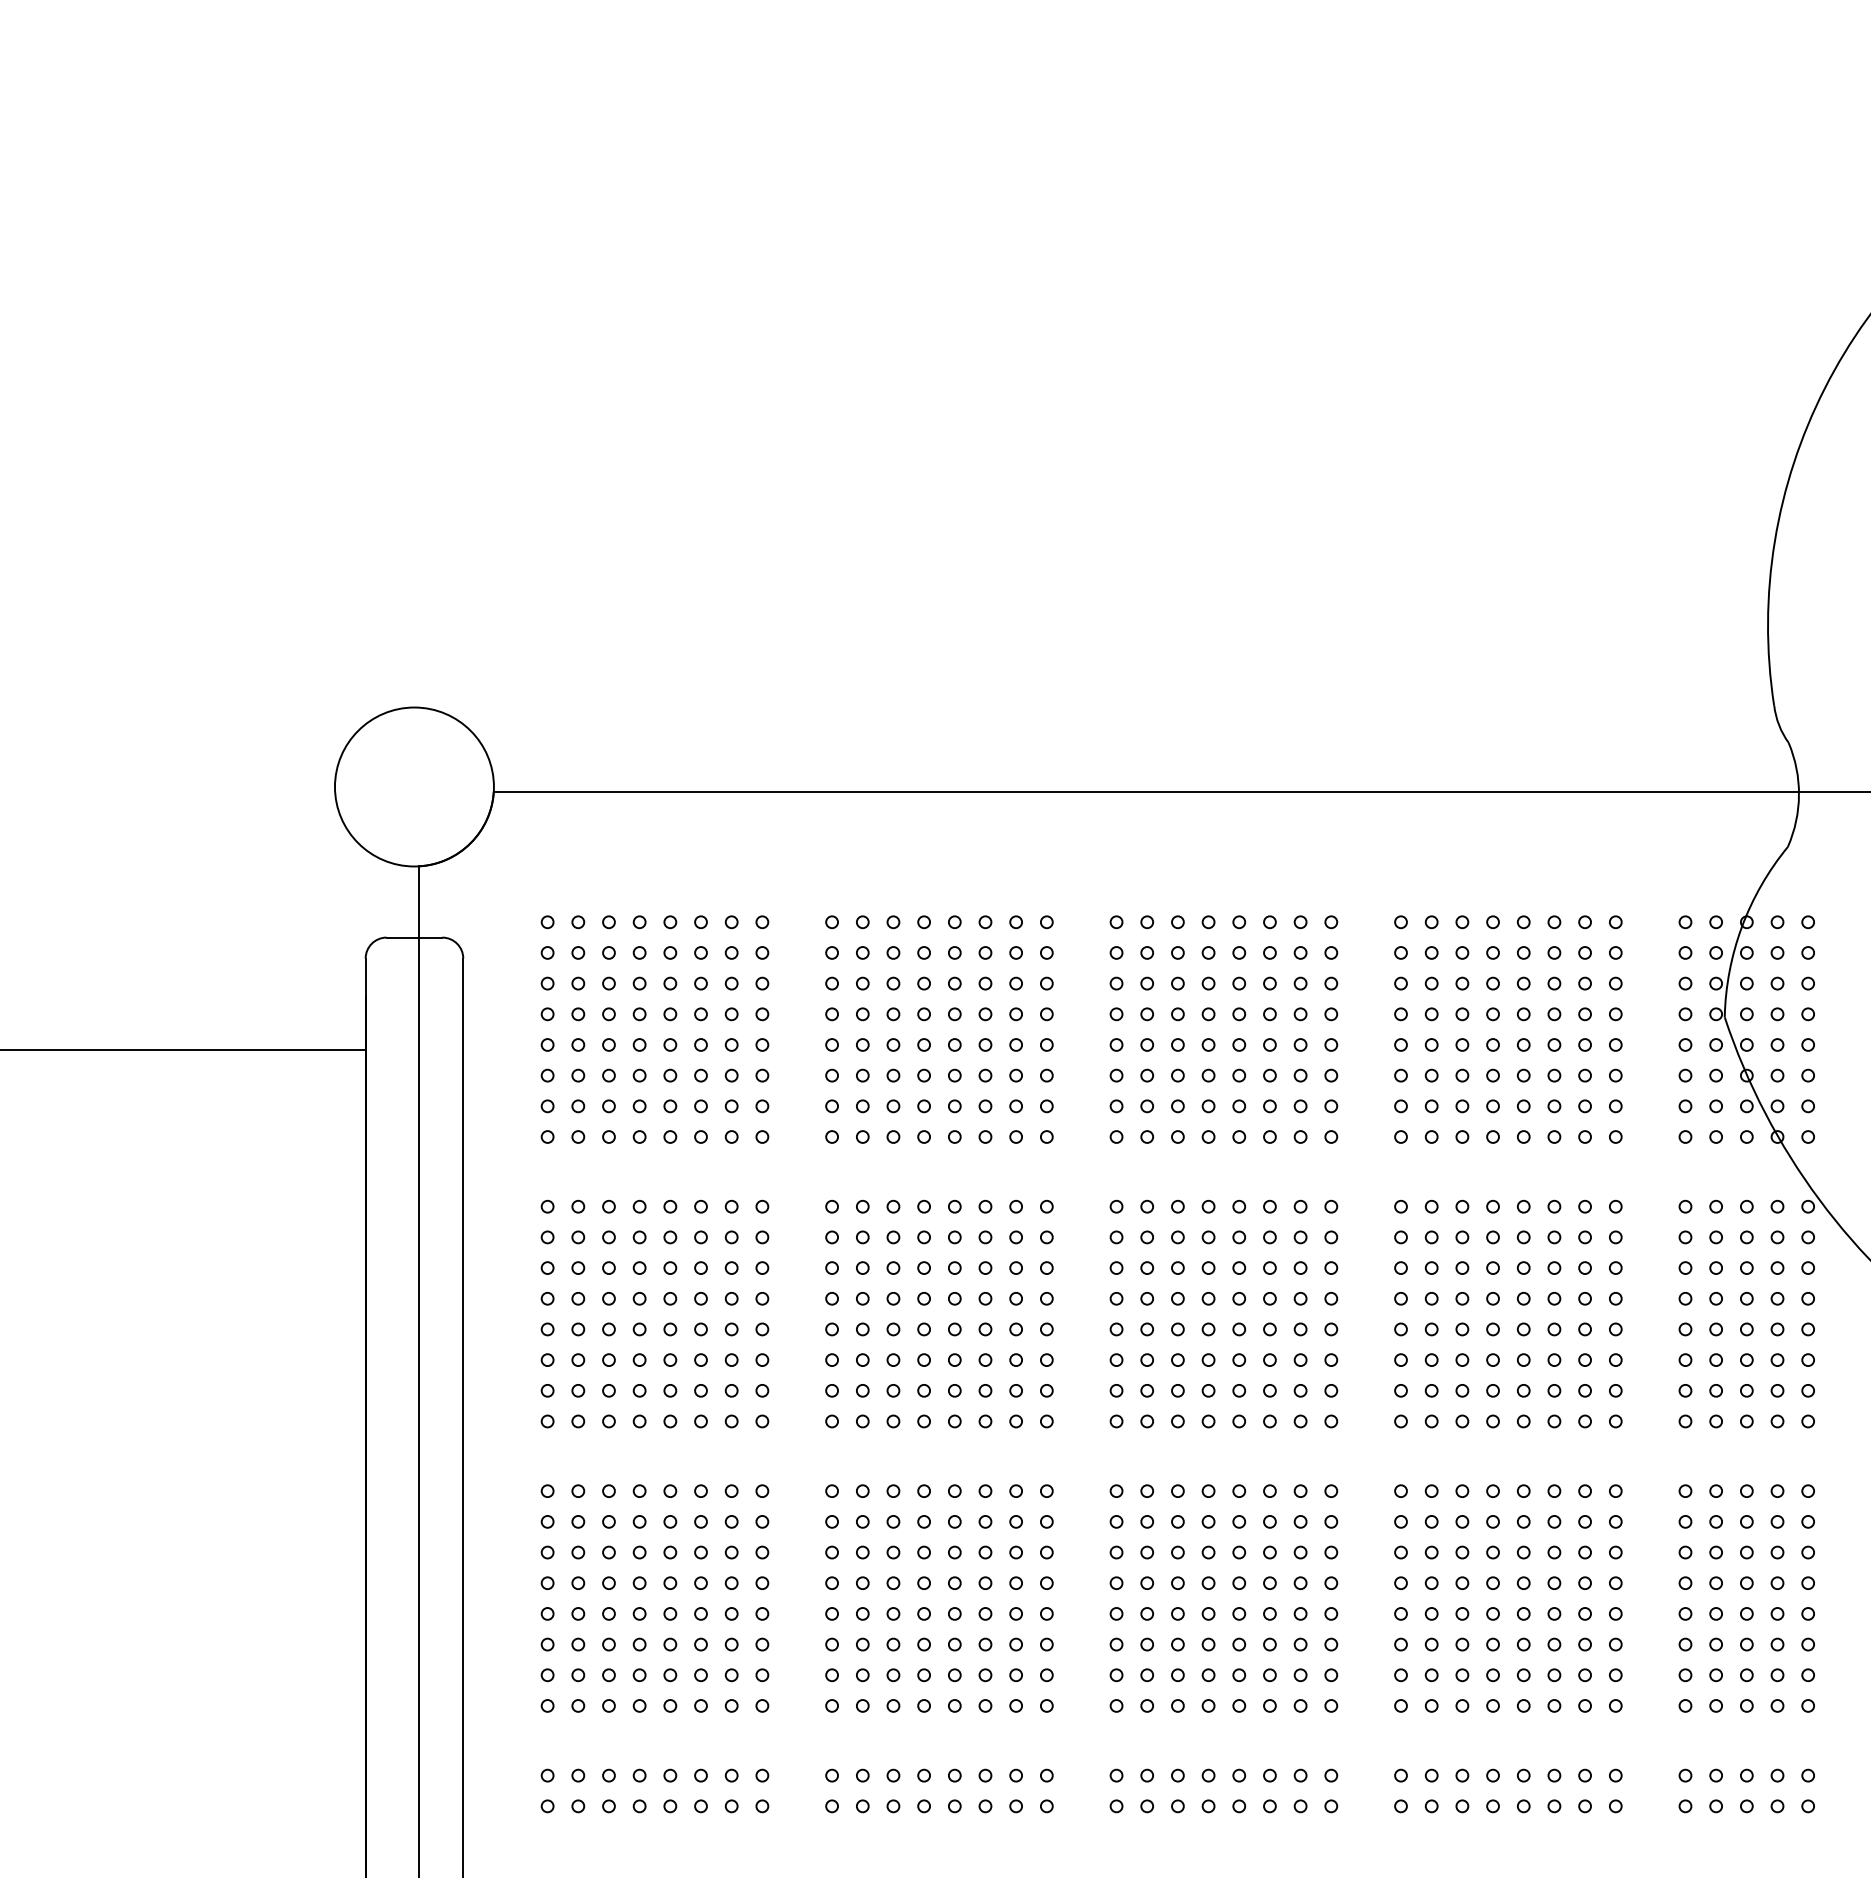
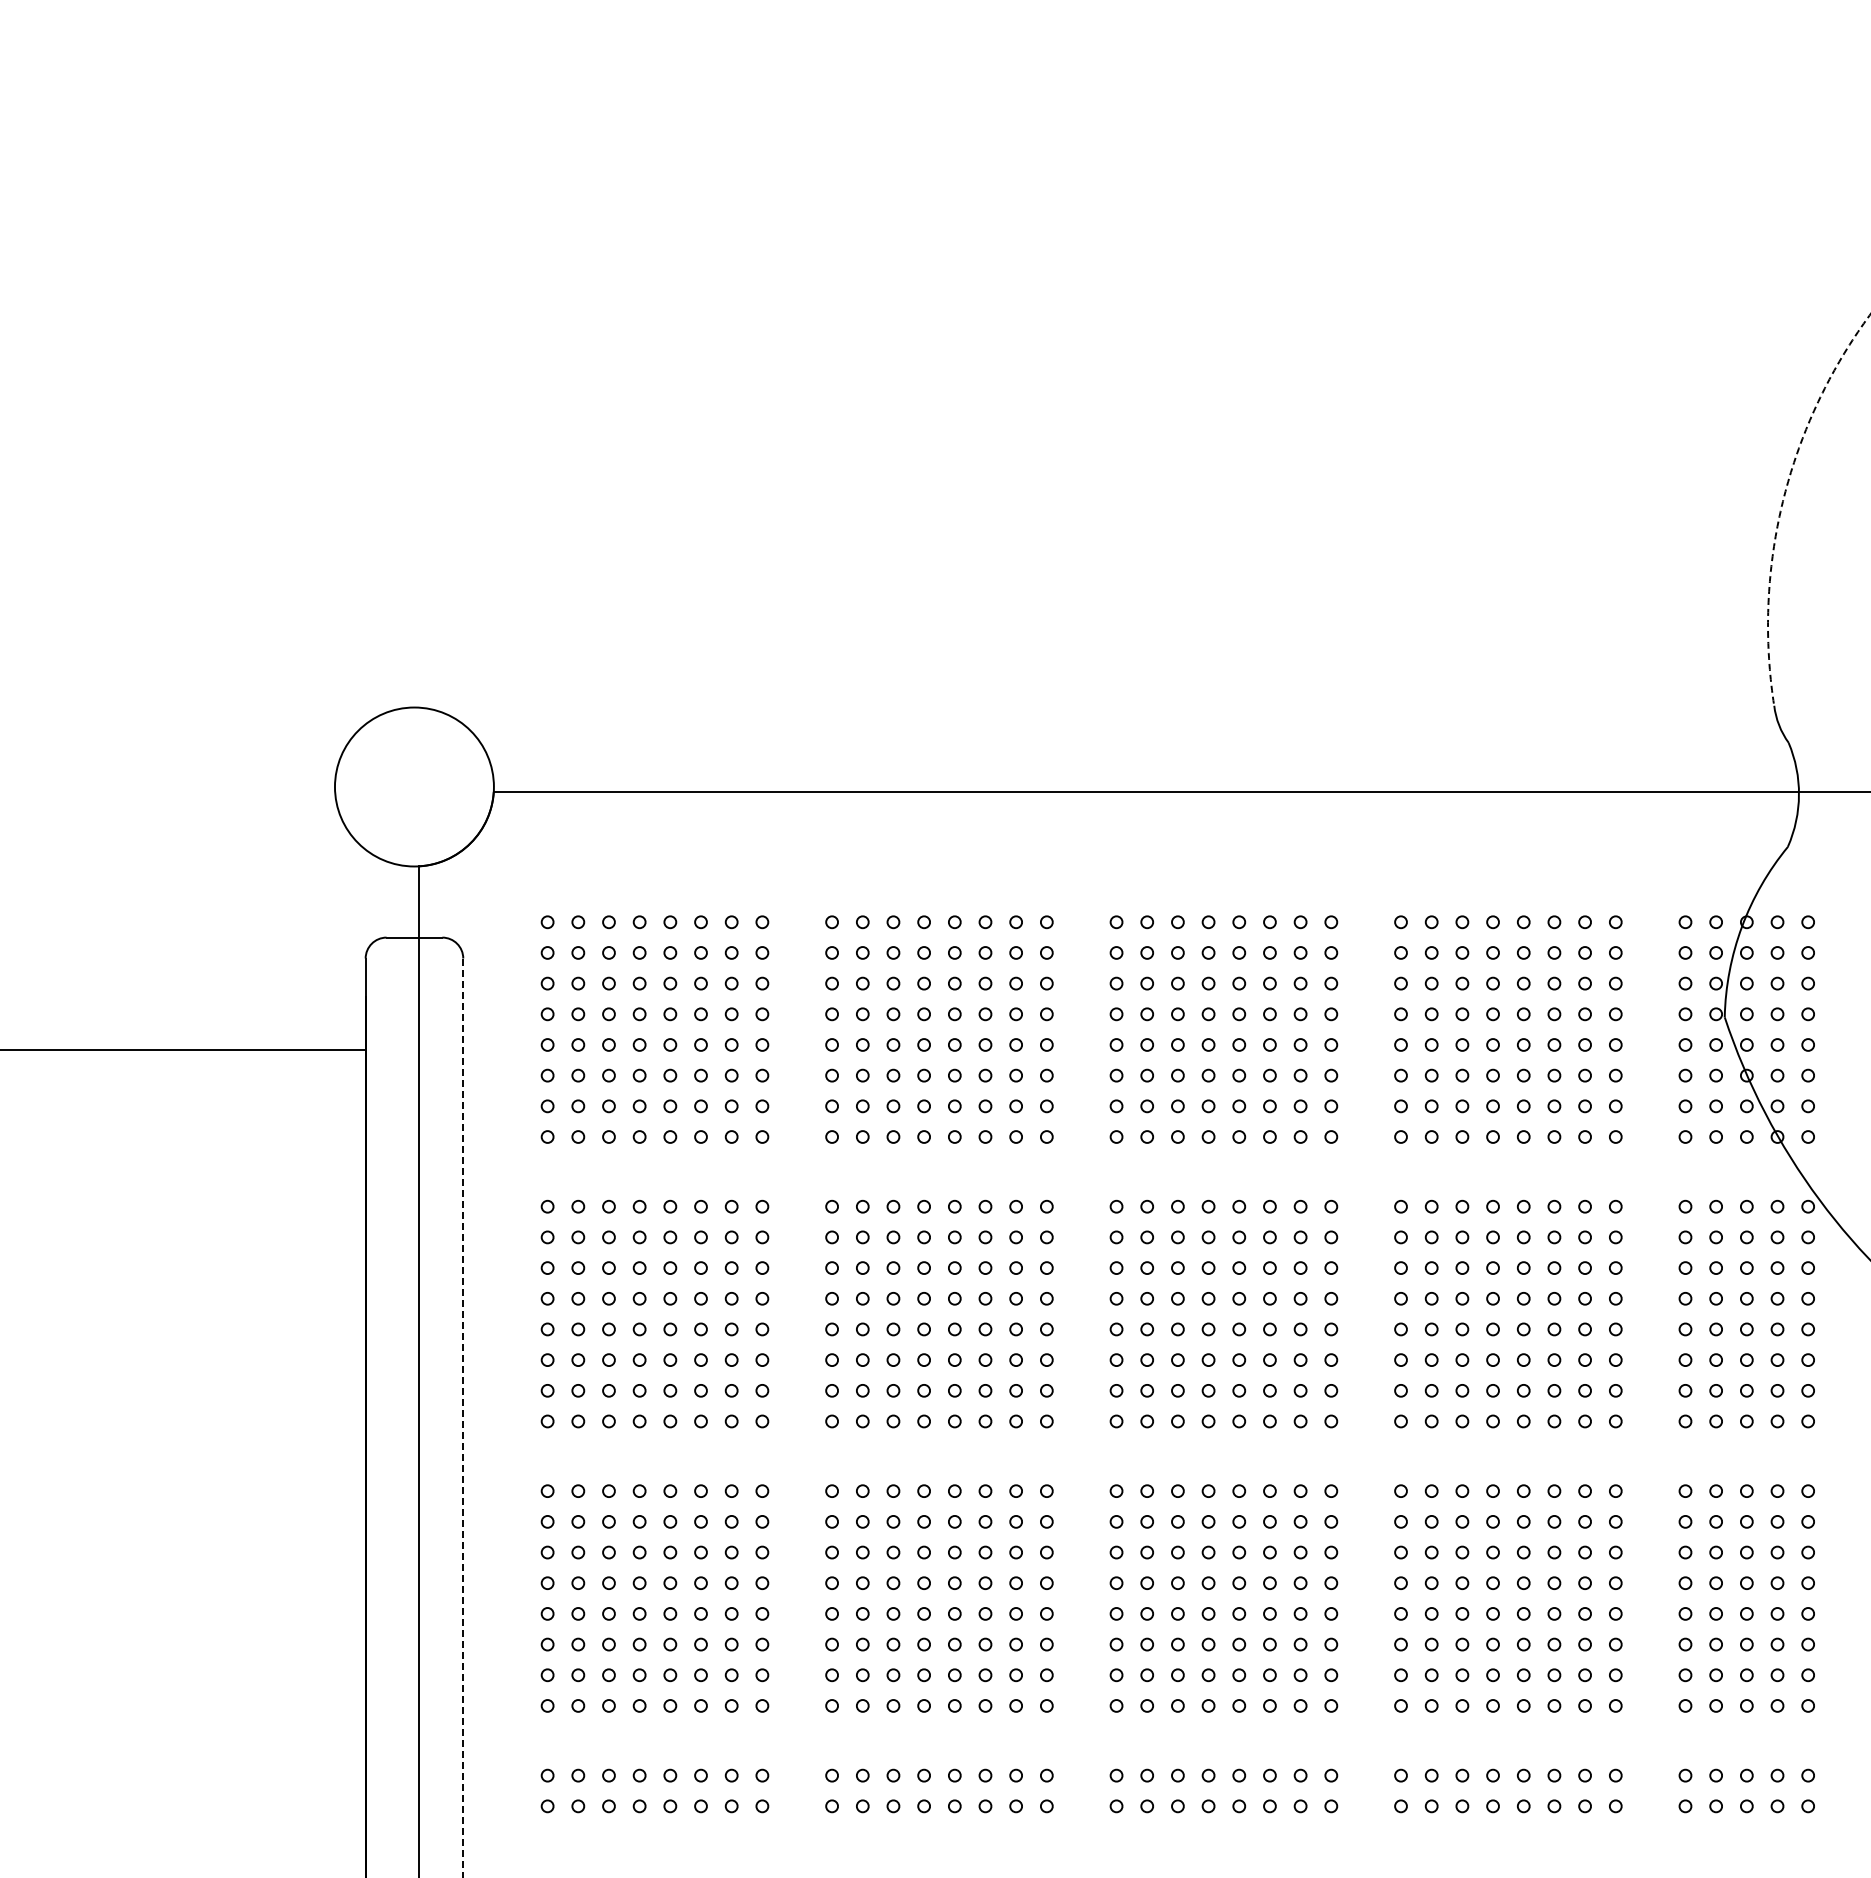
arc: solid -> dashed (1783, 498)
line: solid -> dashed (463, 1418)
